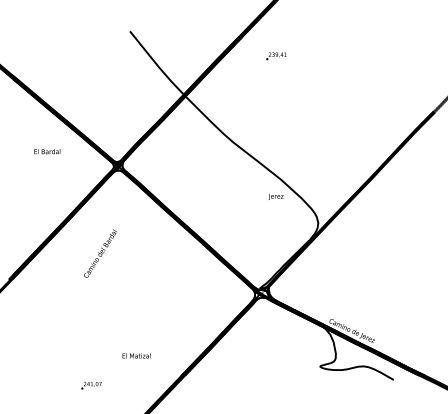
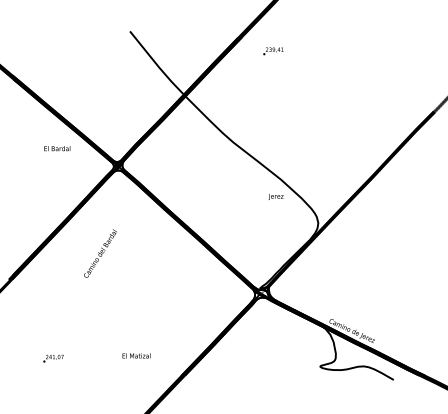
text position: (276, 56) -> (273, 51) (273, 51)
text position: (47, 151) -> (57, 148) (57, 148)
text position: (91, 385) -> (53, 358) (53, 358)
